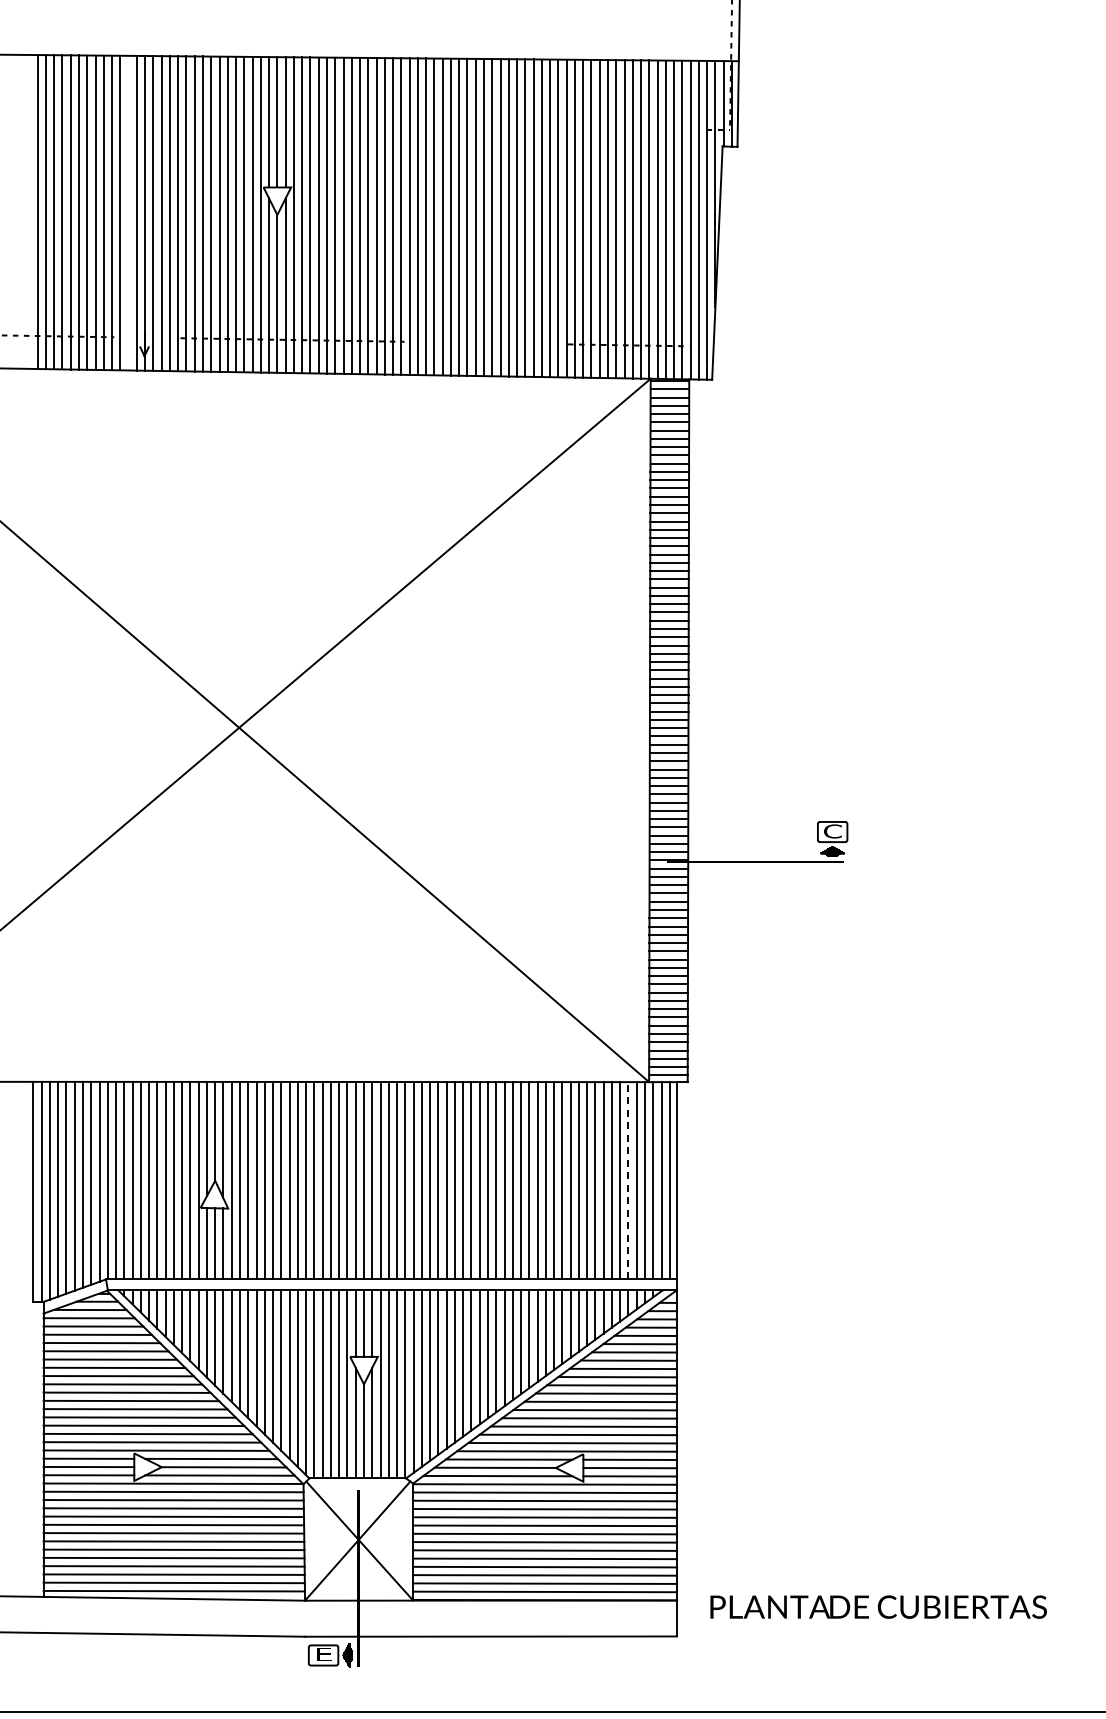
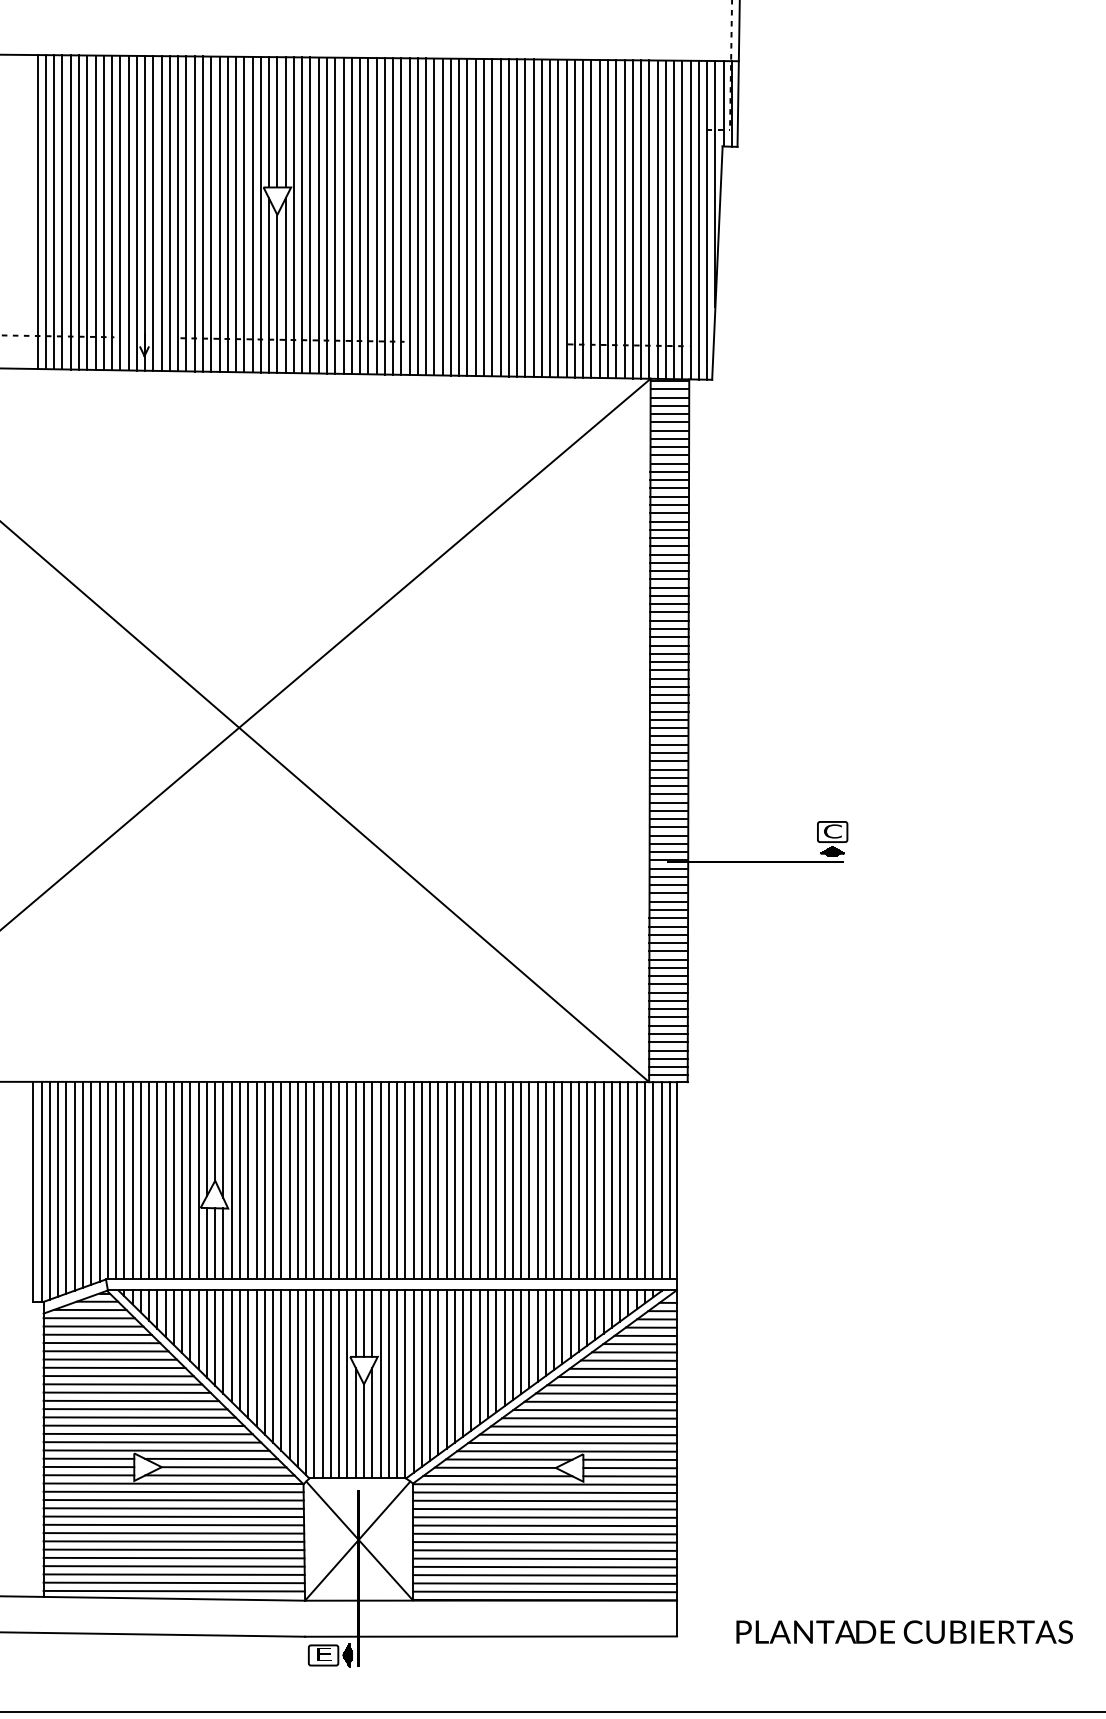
line: none -> present (128, 212)
line: dashed -> solid (628, 1180)
text position: (878, 1606) -> (904, 1631) (904, 1631)
